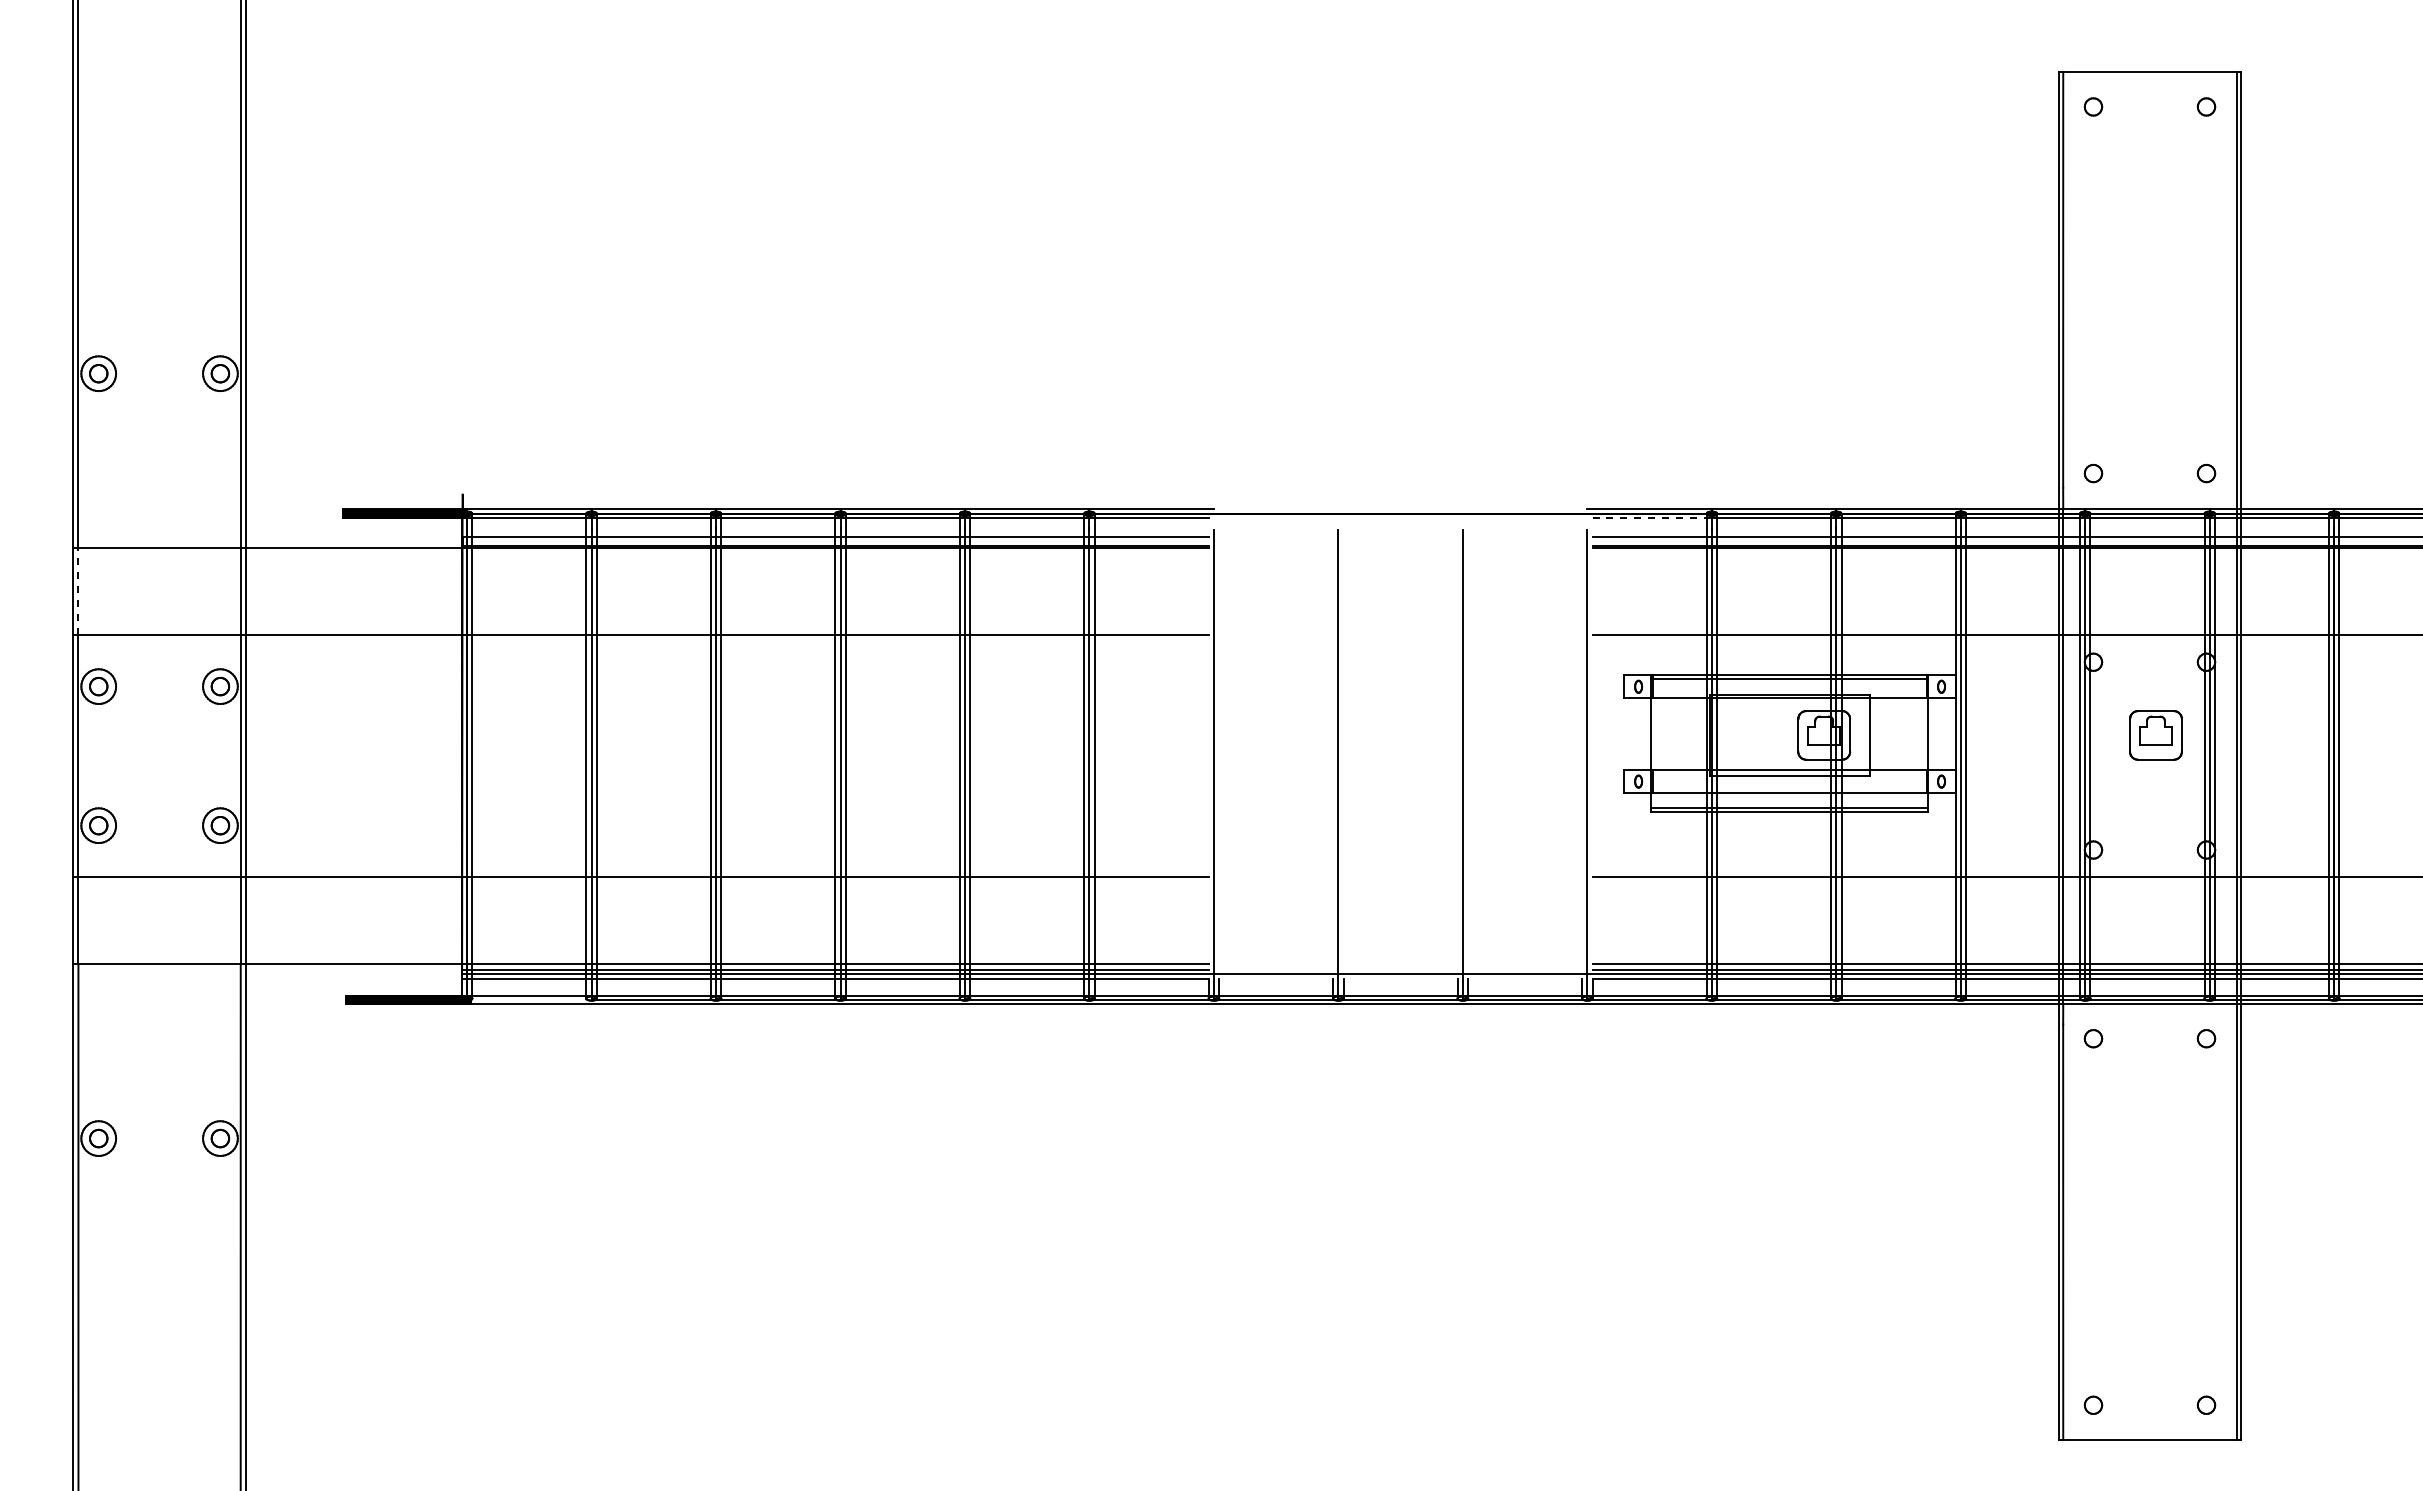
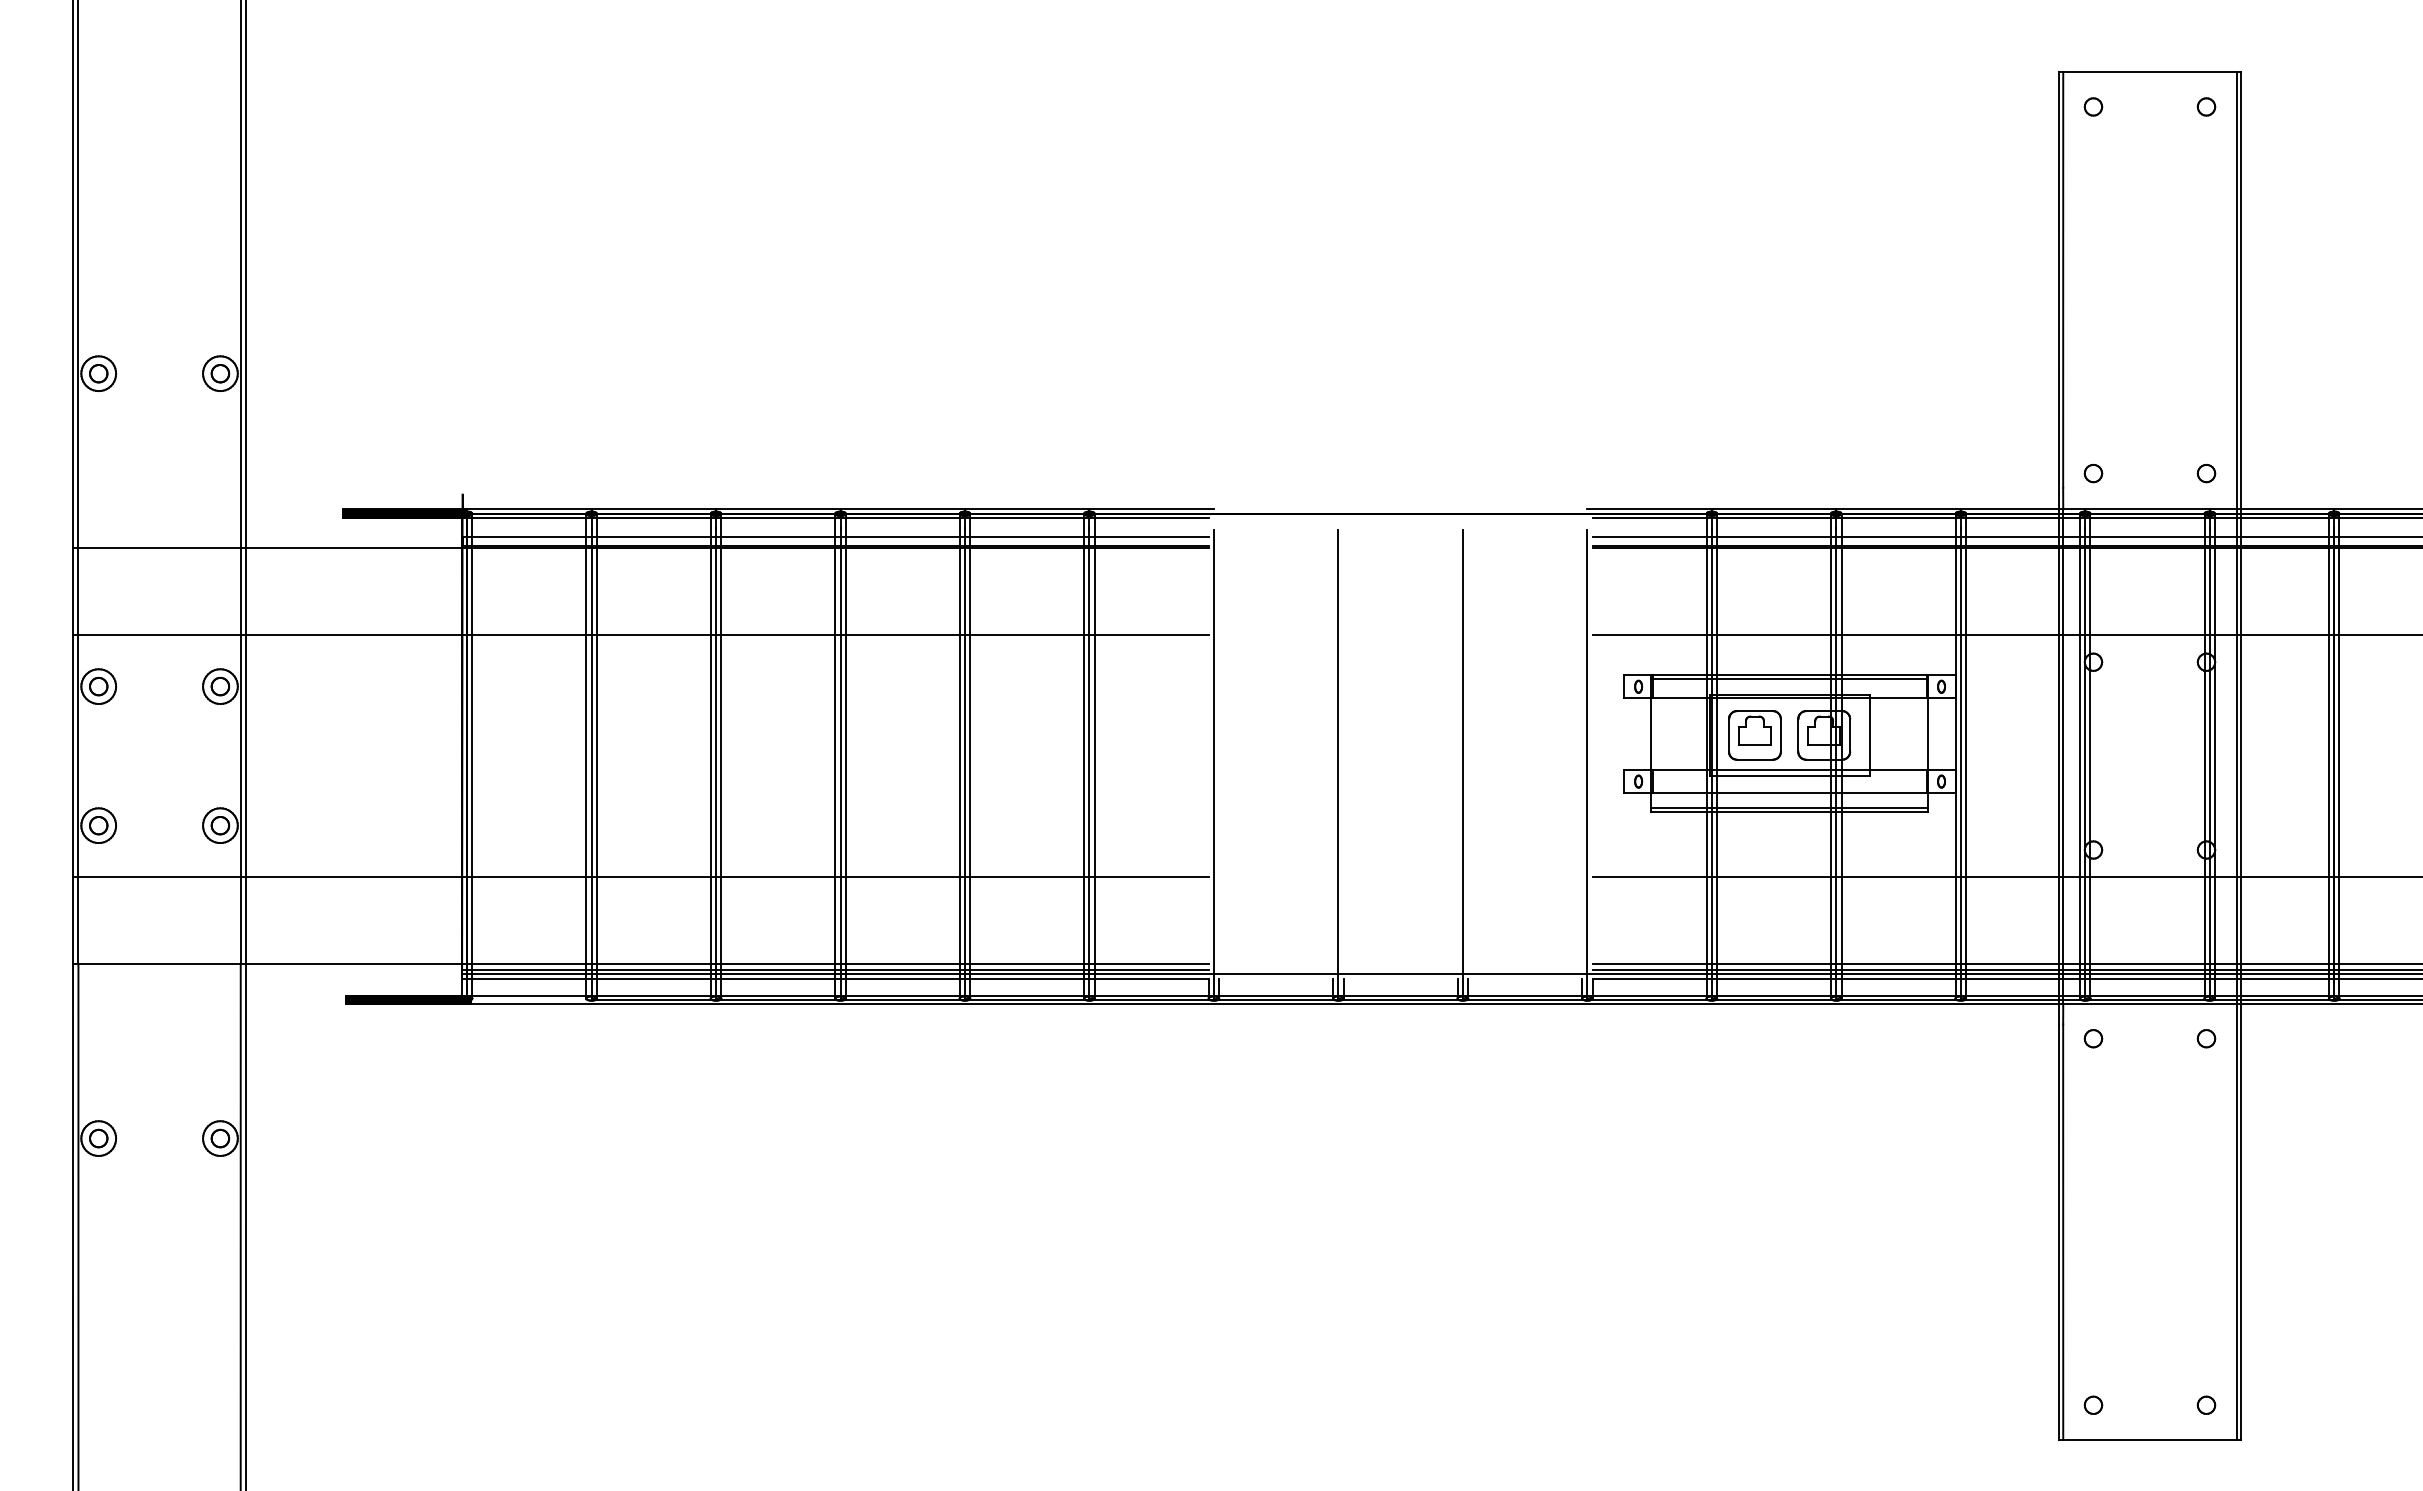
line: dashed -> solid (1650, 518)
line: dashed -> solid (78, 591)
part position: (2155, 735) -> (1754, 735) (1754, 735)
